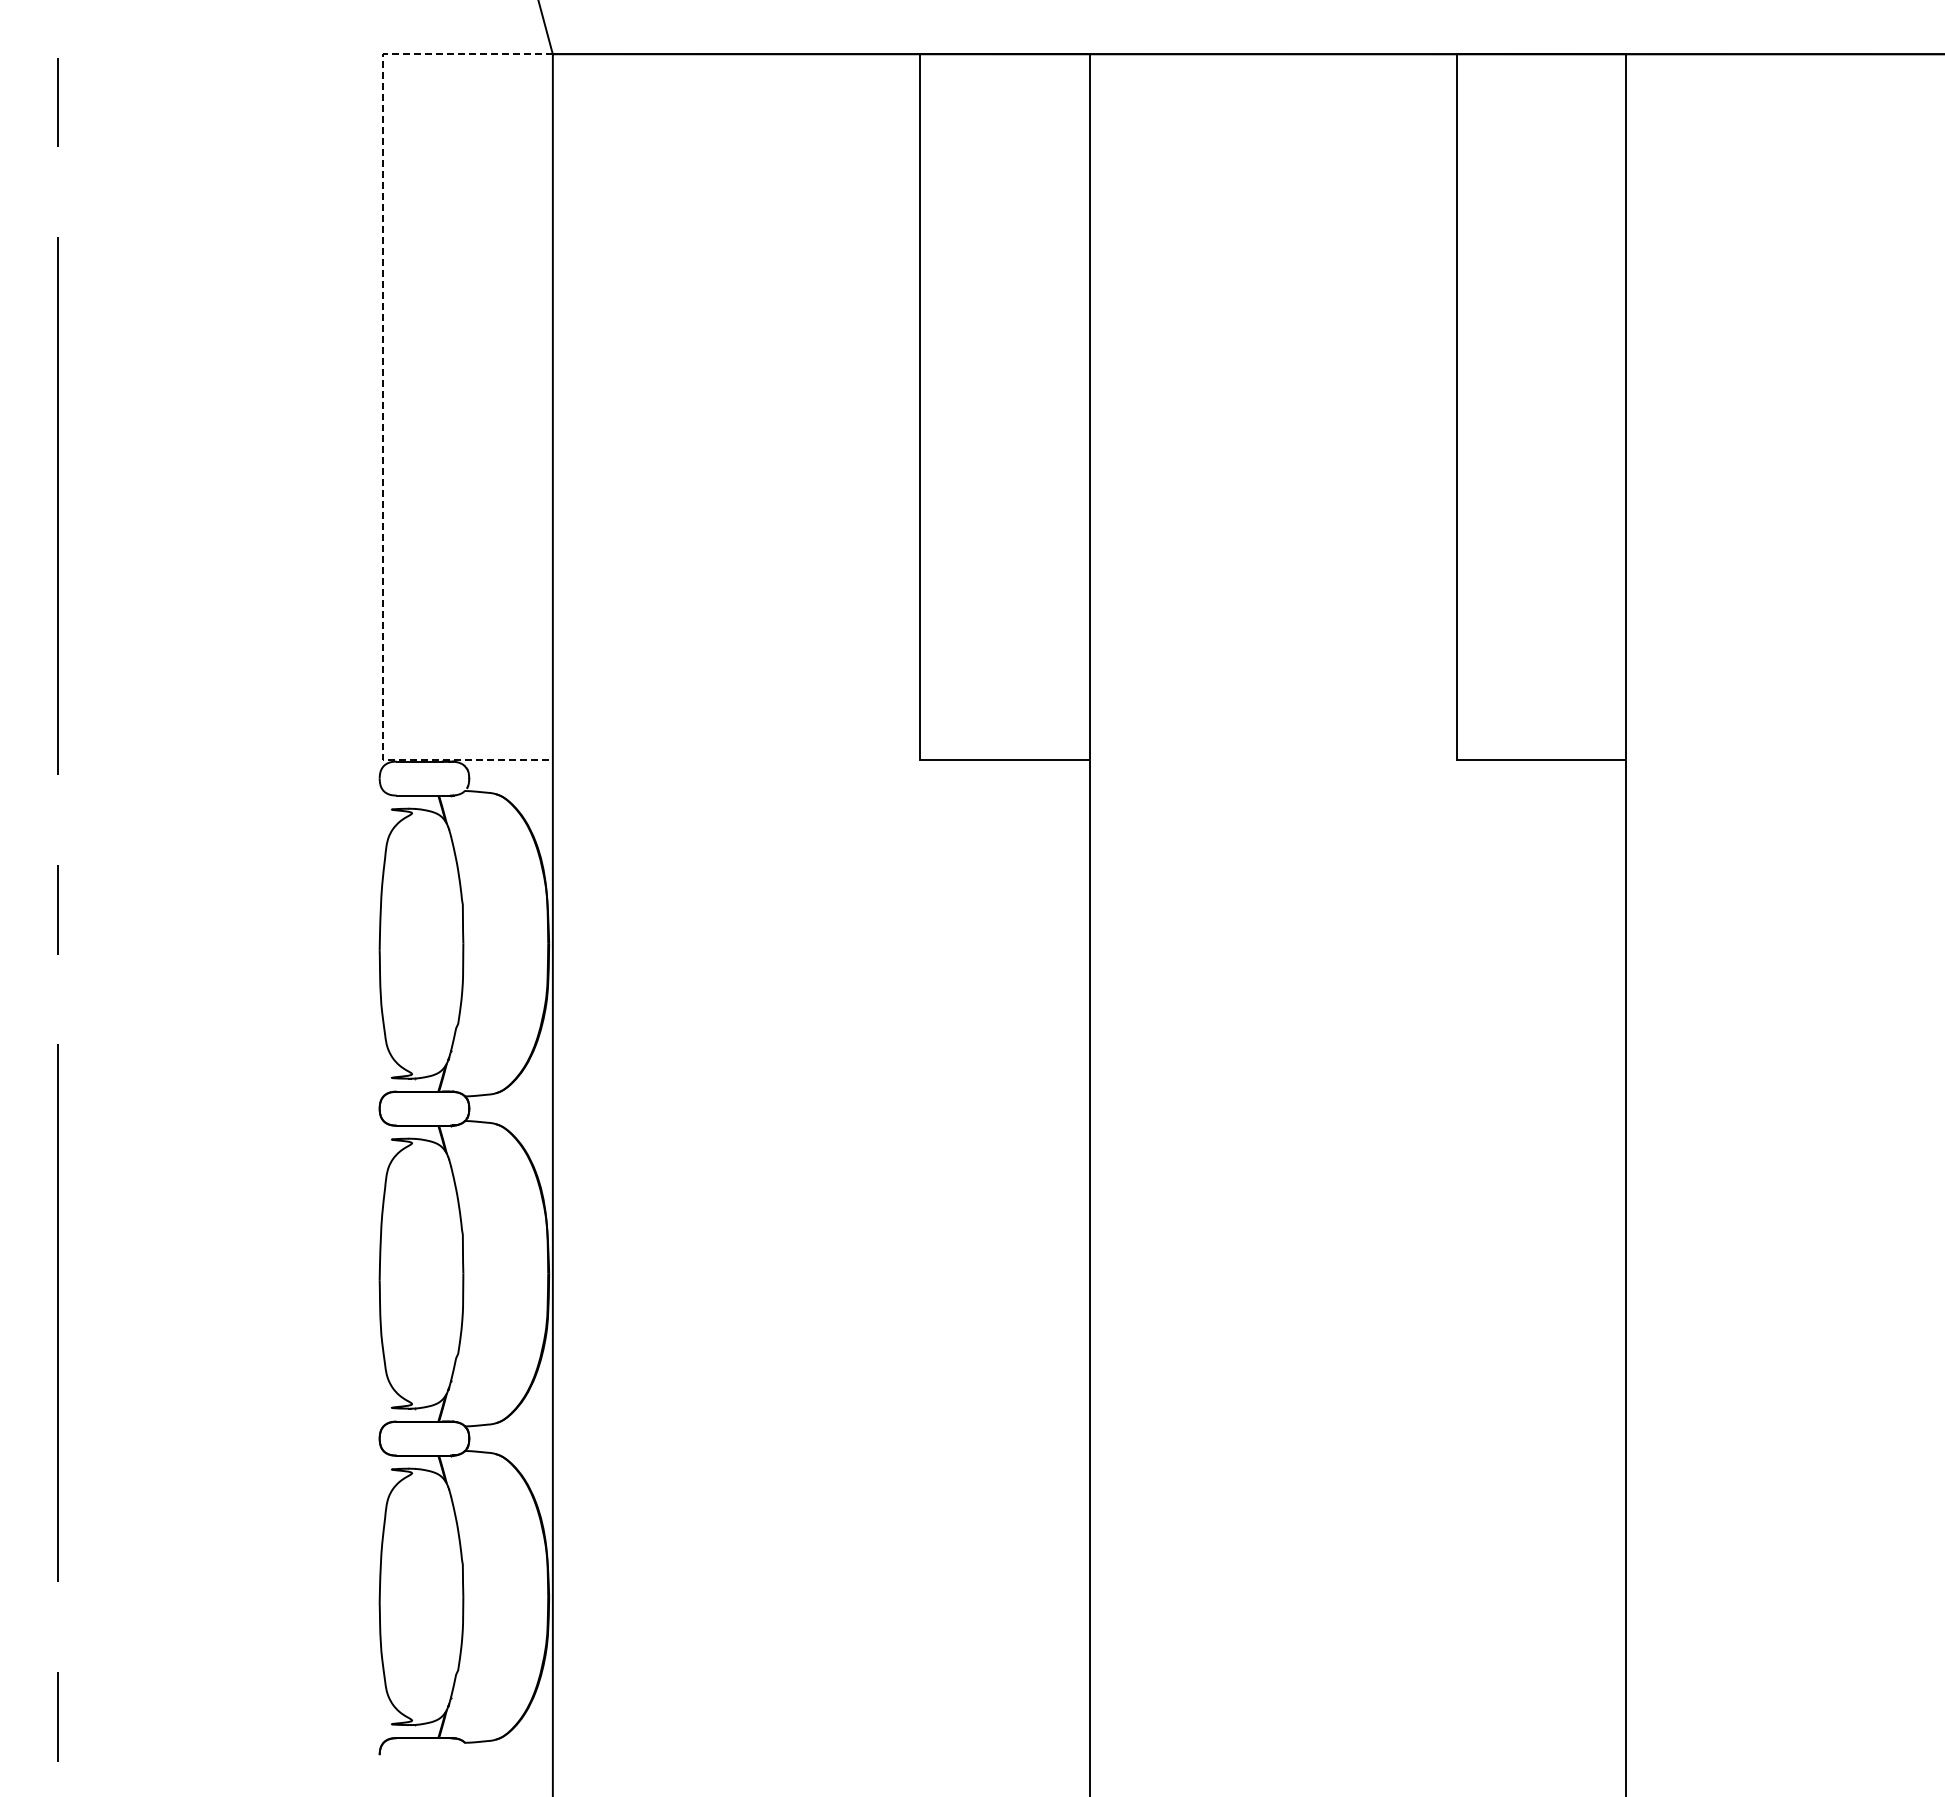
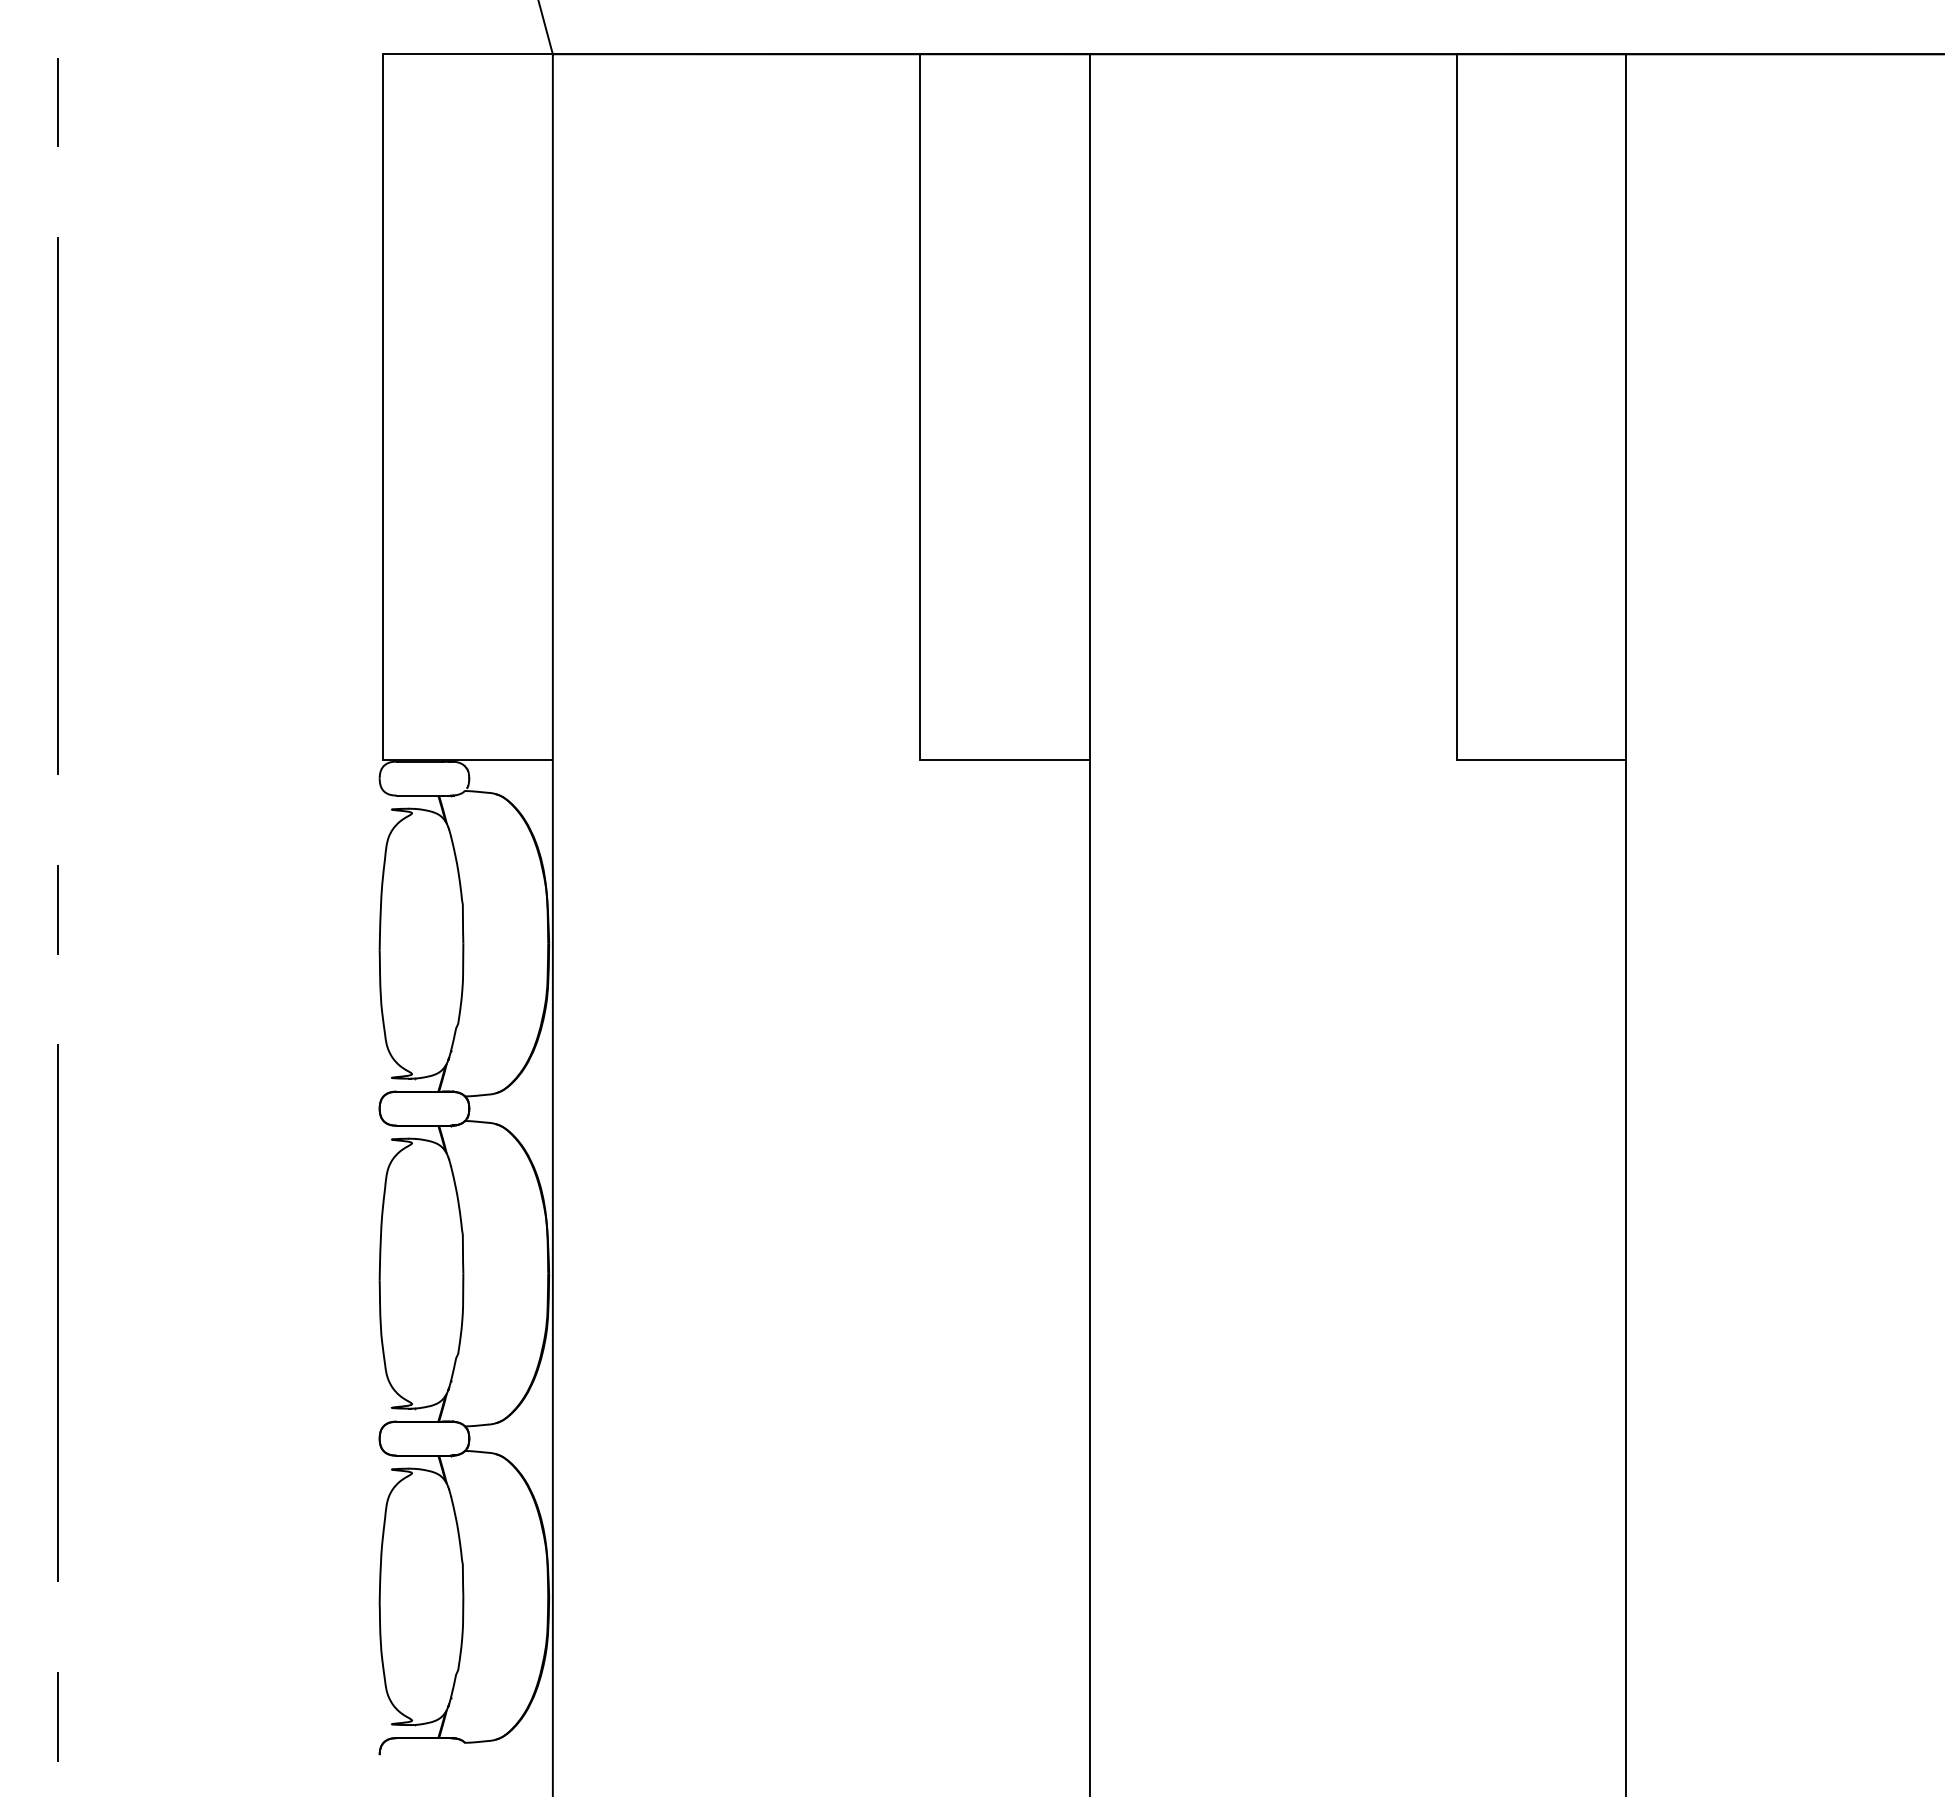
line: dashed -> solid (383, 407)
